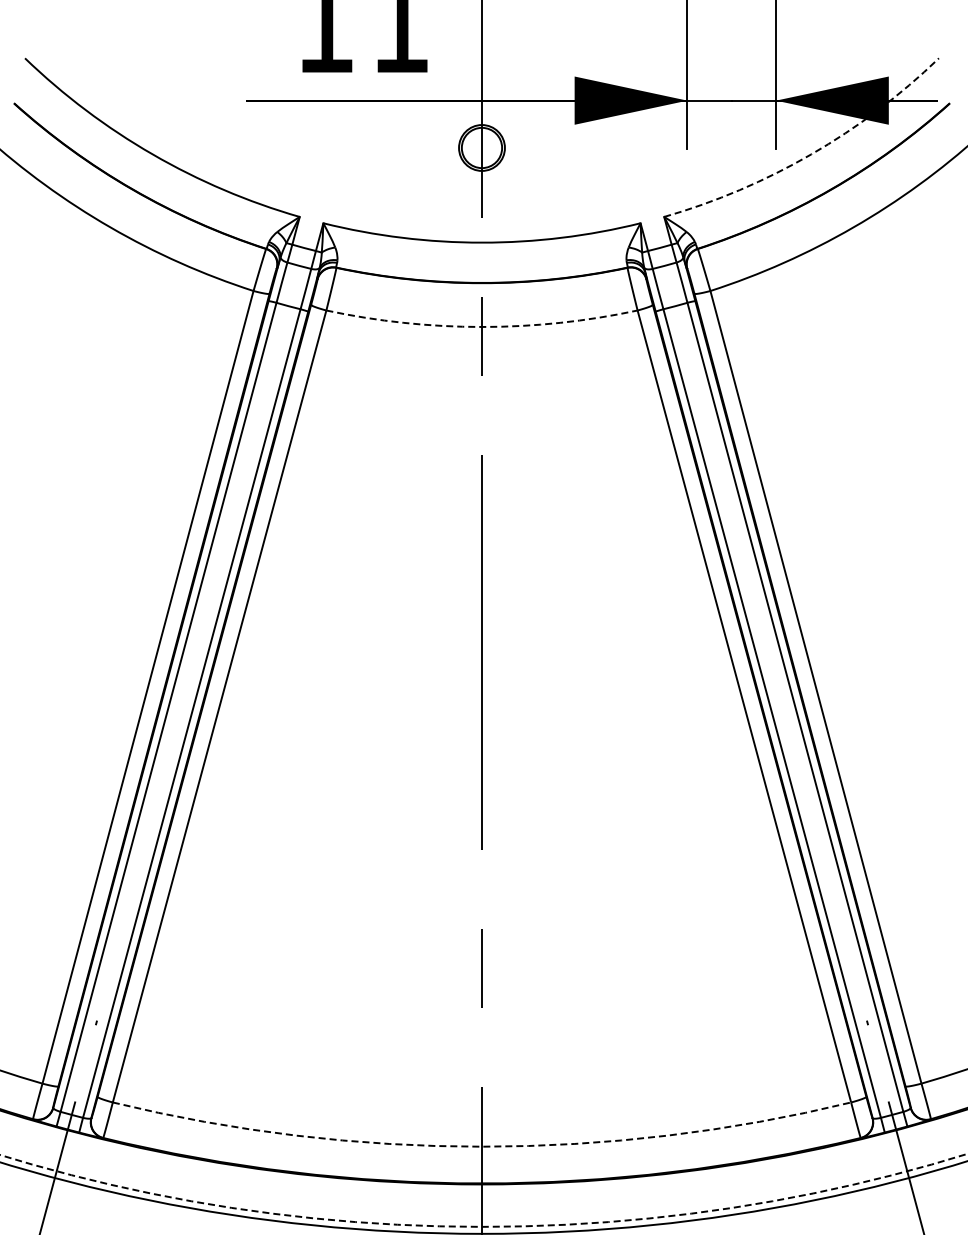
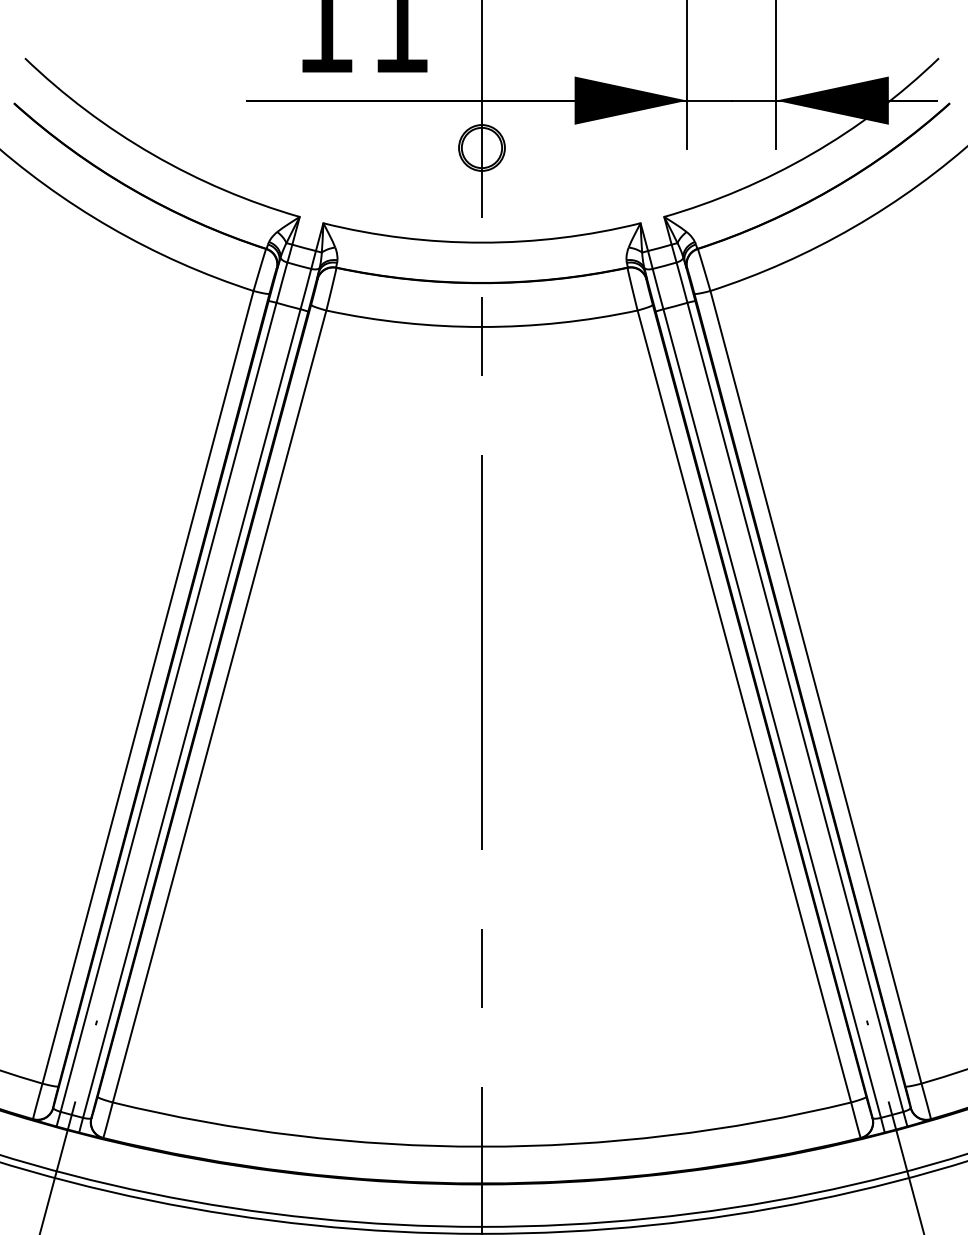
arc: dashed -> solid (811, 154)
arc: dashed -> solid (481, 327)
arc: dashed -> solid (481, 1146)
circle: dashed -> solid (483, 1189)
